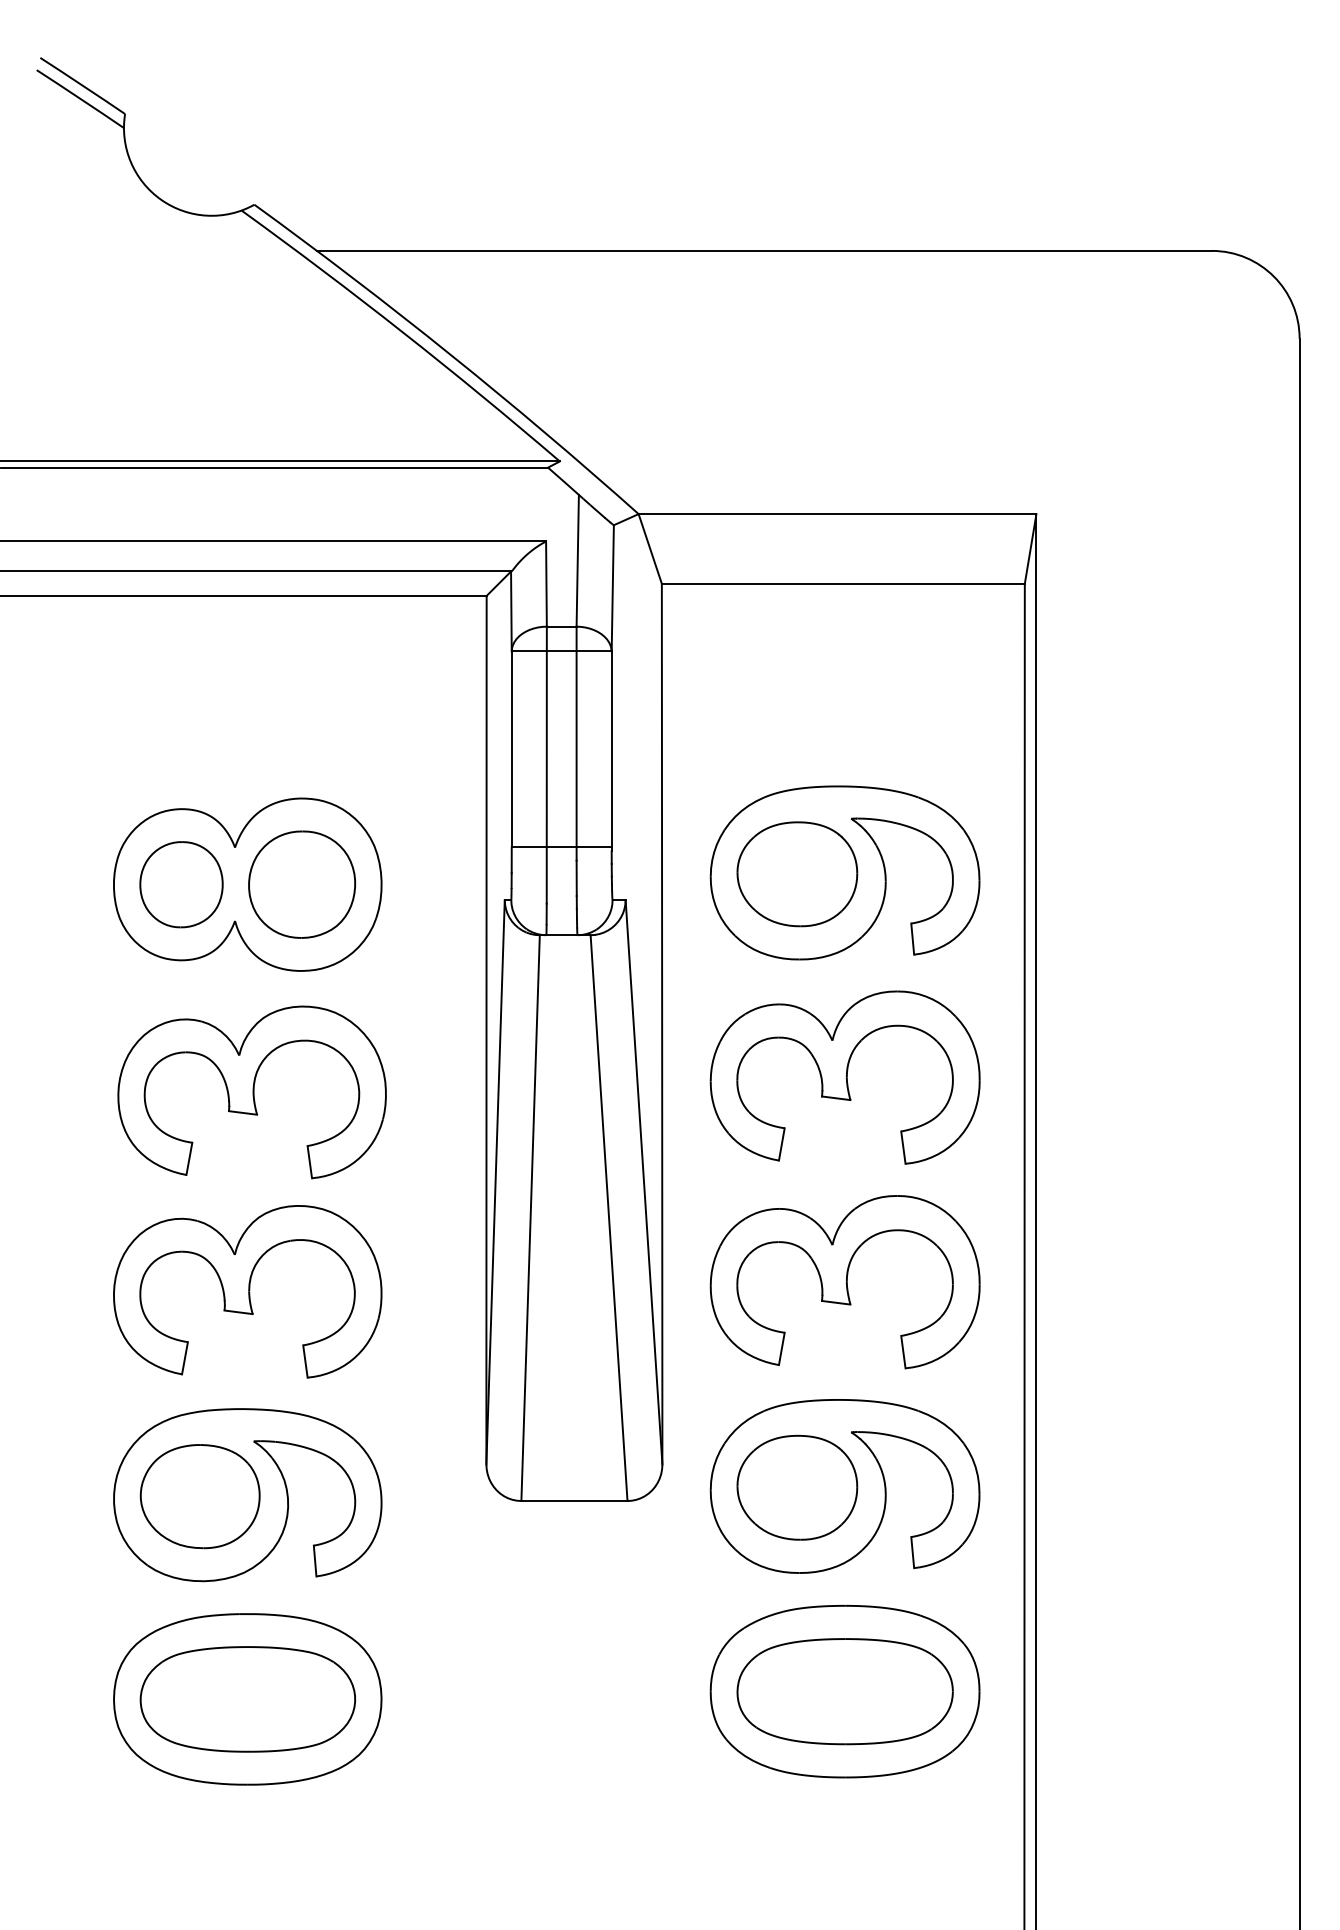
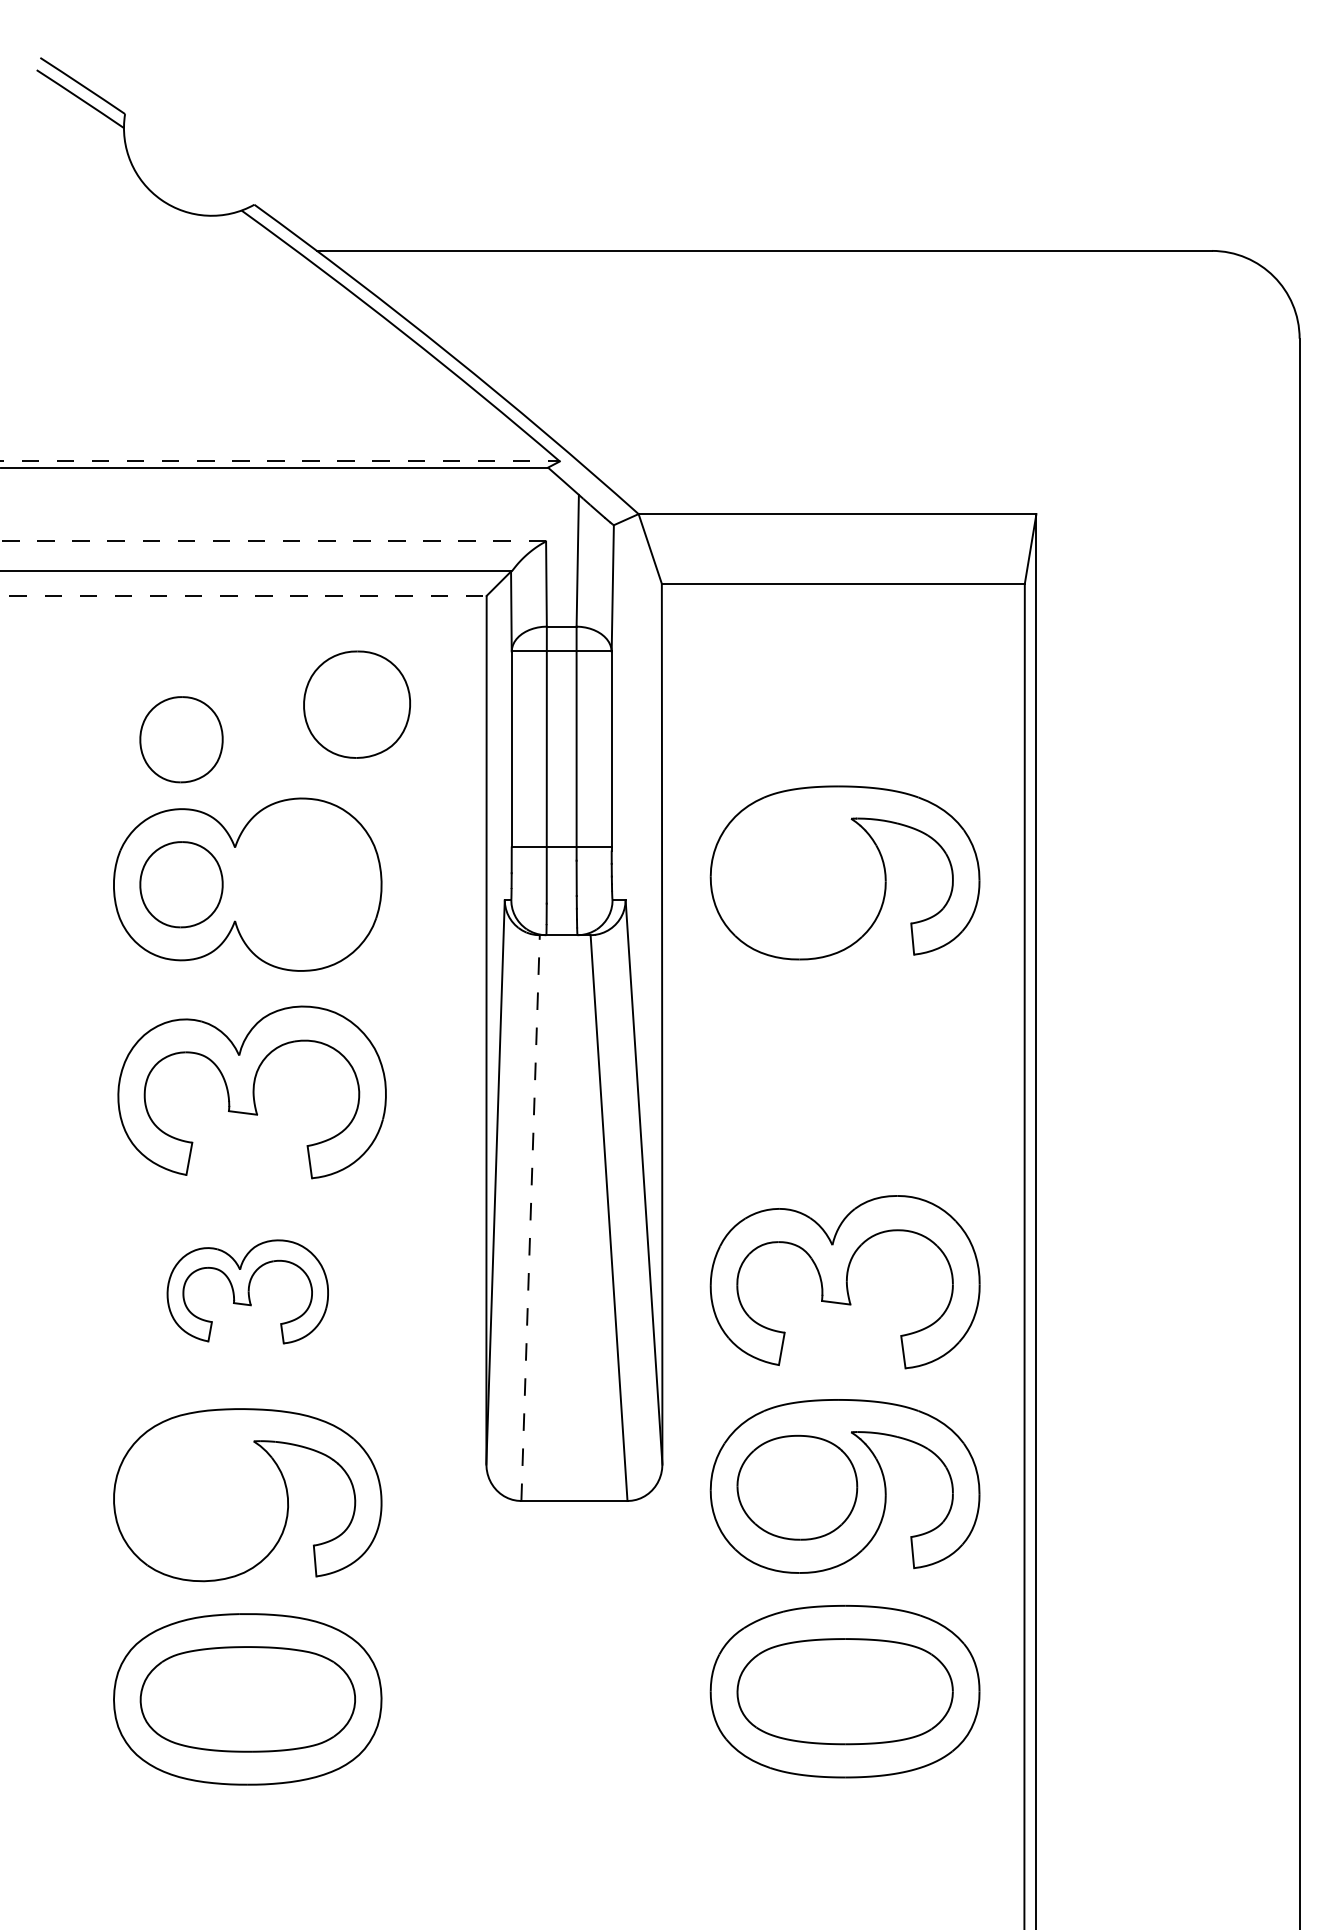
line: solid -> dashed (280, 461)
line: solid -> dashed (273, 541)
line: solid -> dashed (243, 595)
part: none -> present (181, 739)
part: present -> none (797, 874)
part position: (301, 884) -> (356, 704) (356, 704)
part: present -> none (844, 1077)
line: solid -> dashed (530, 1217)
part size: 270x174 px -> 163x106 px (247, 1291)
part: present -> none (199, 1496)
